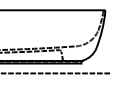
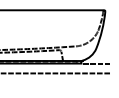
line: none -> present (96, 63)
